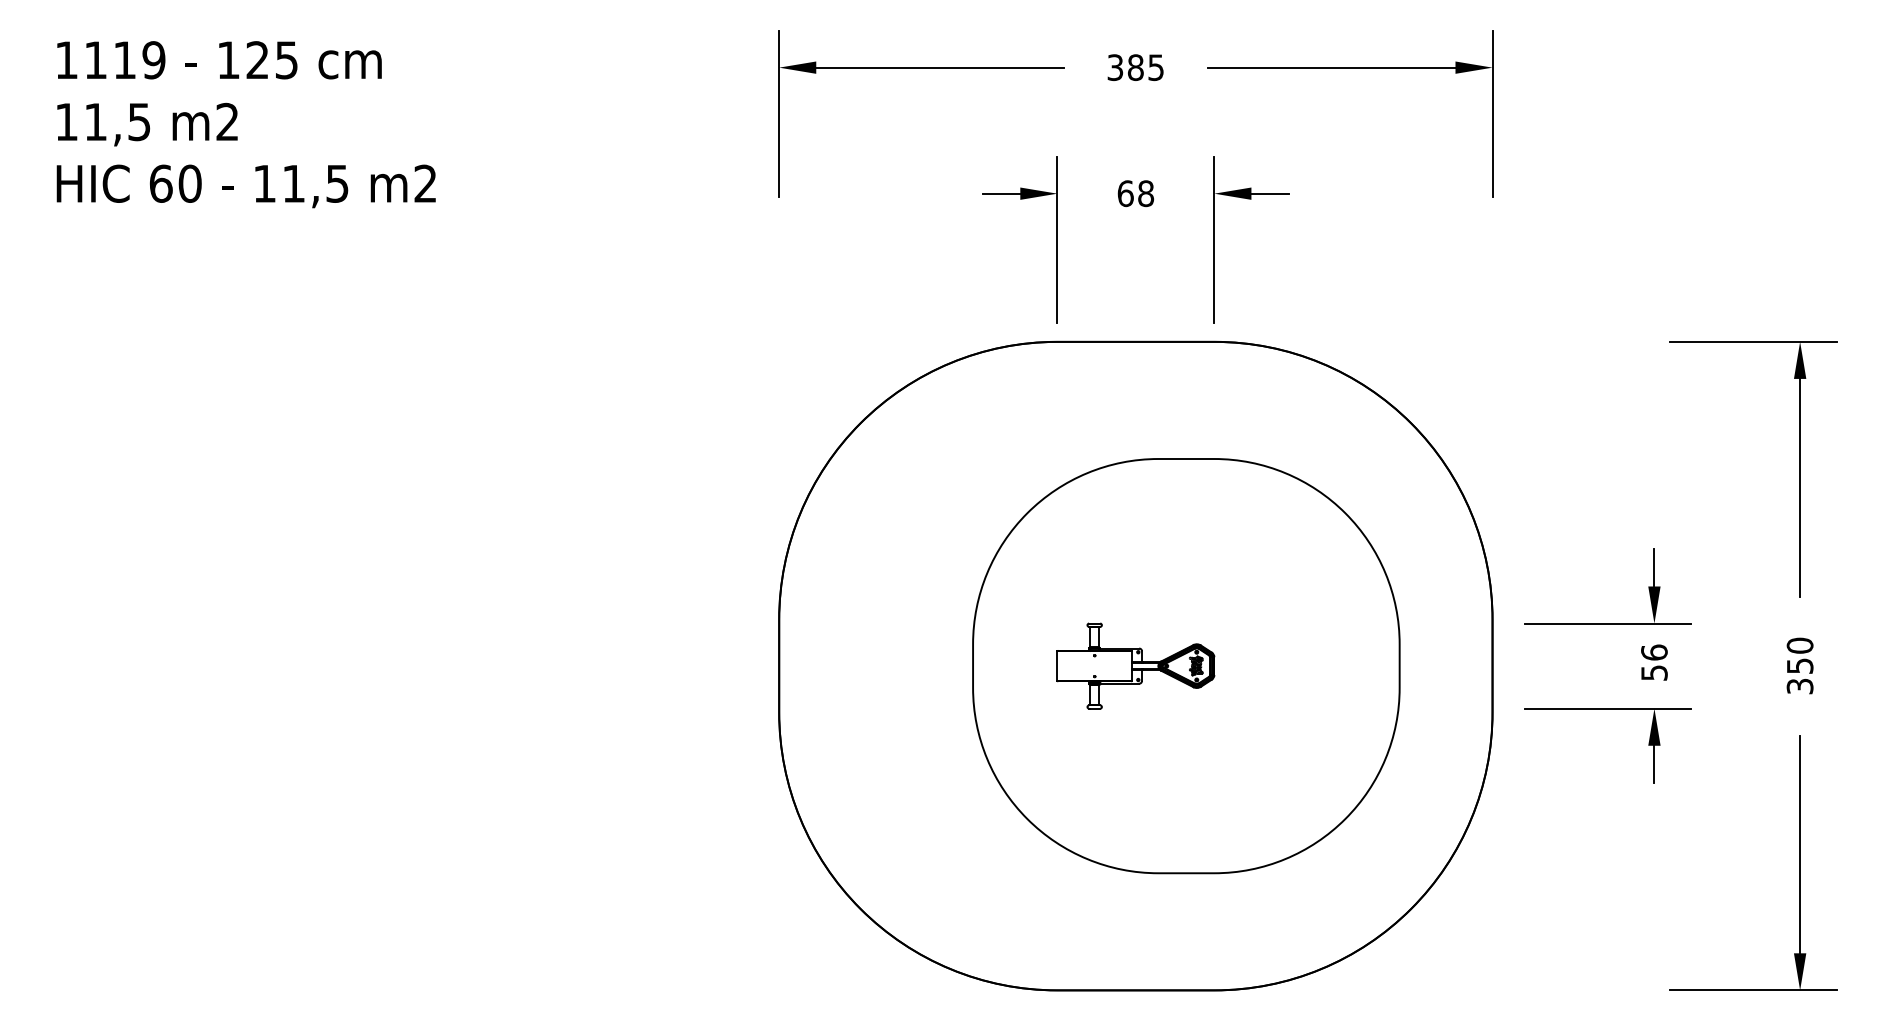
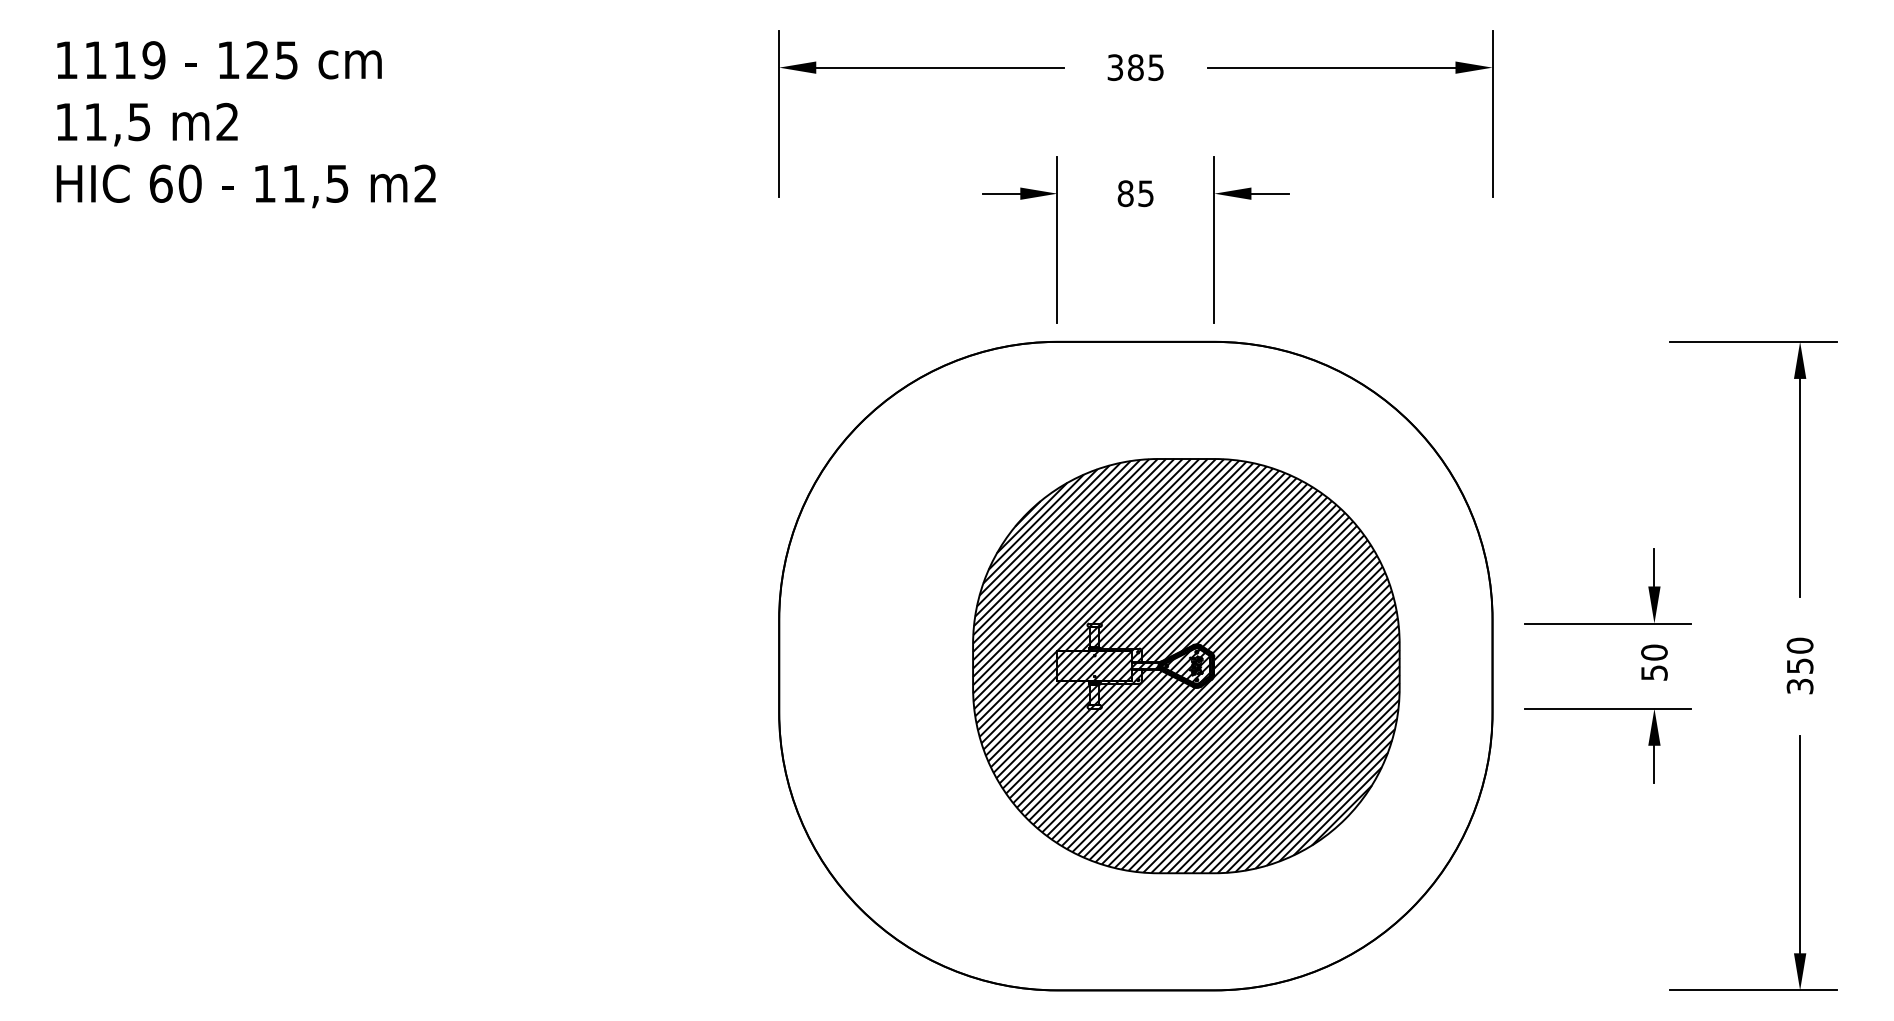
text: 68 -> 85 (1135, 193)
text: 56 -> 50 (1654, 652)
hatch: none -> present (1186, 666)
